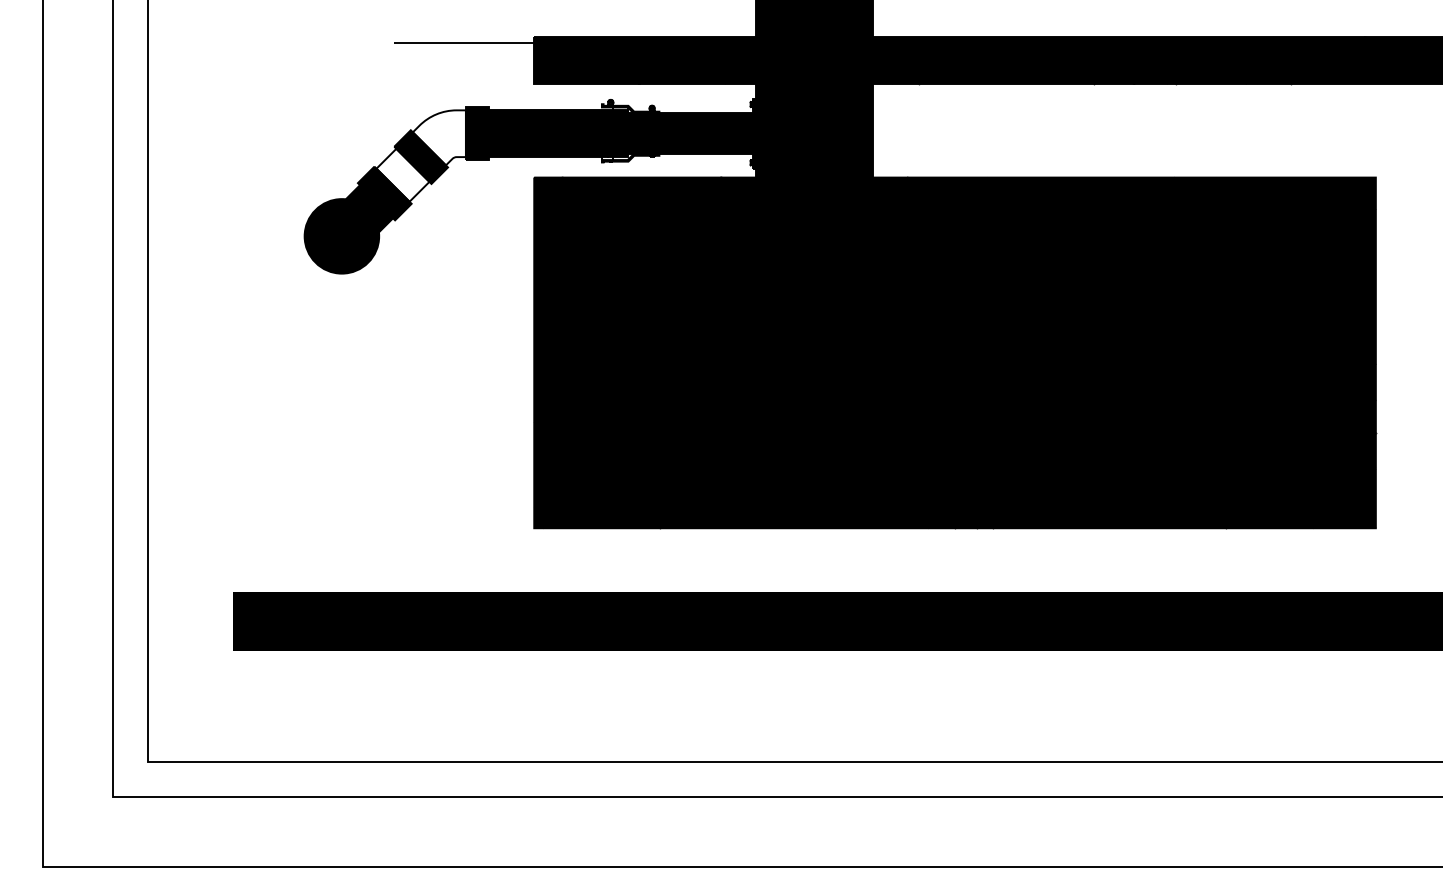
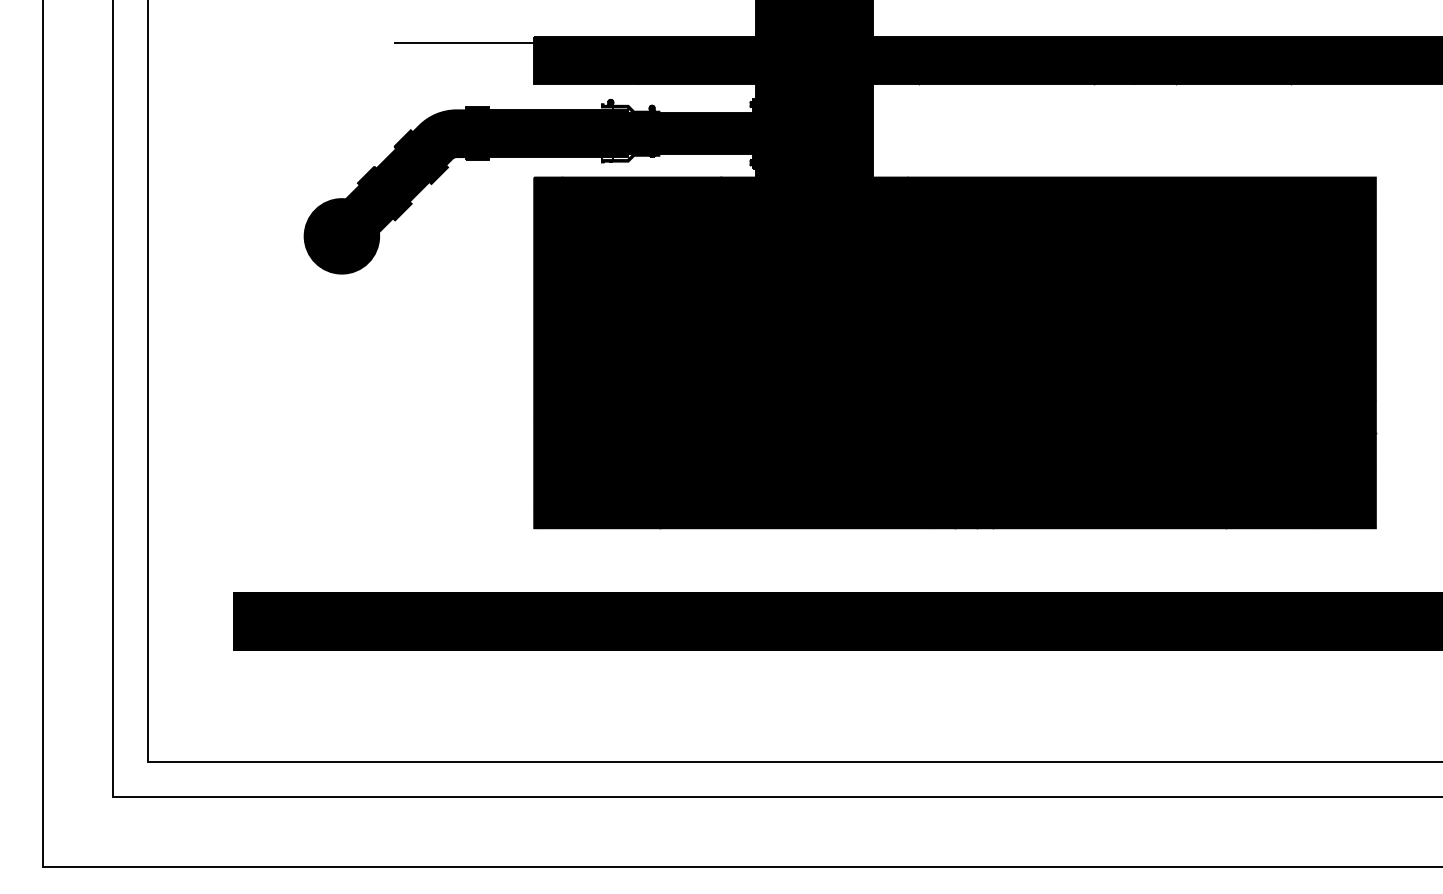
fill: none -> present (438, 137)
fill: none -> present (402, 174)
